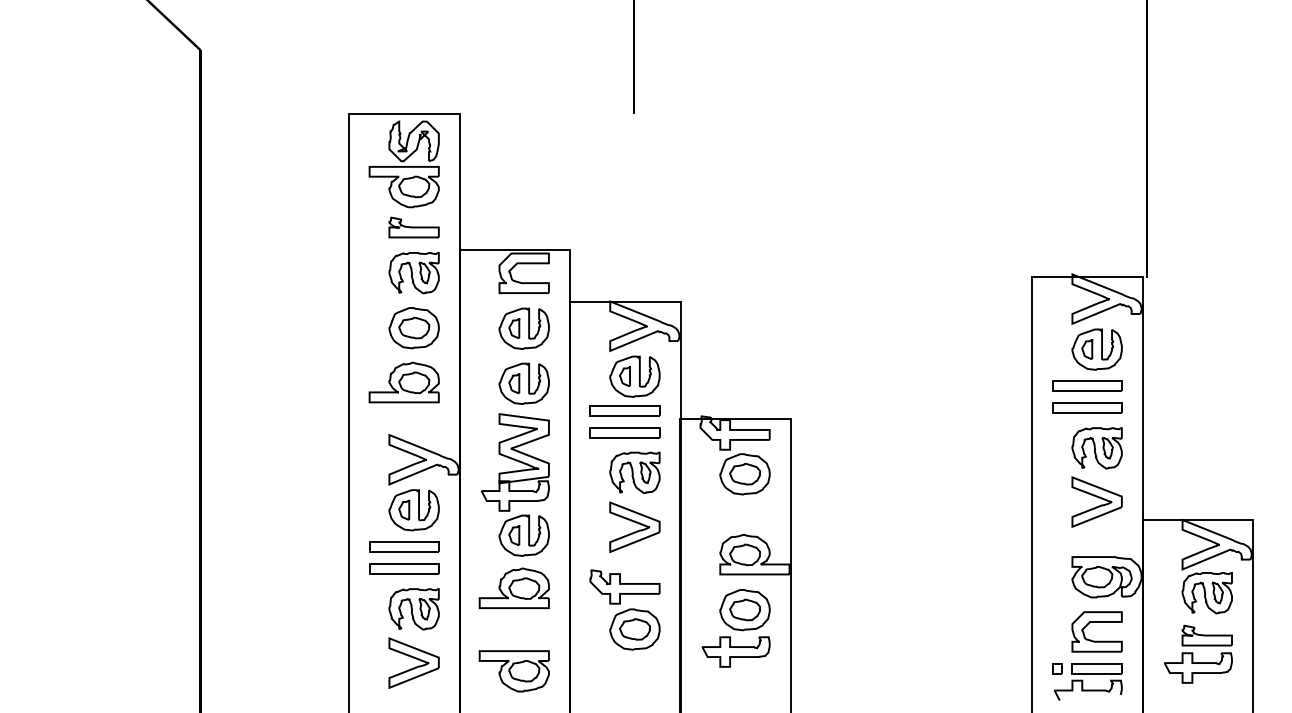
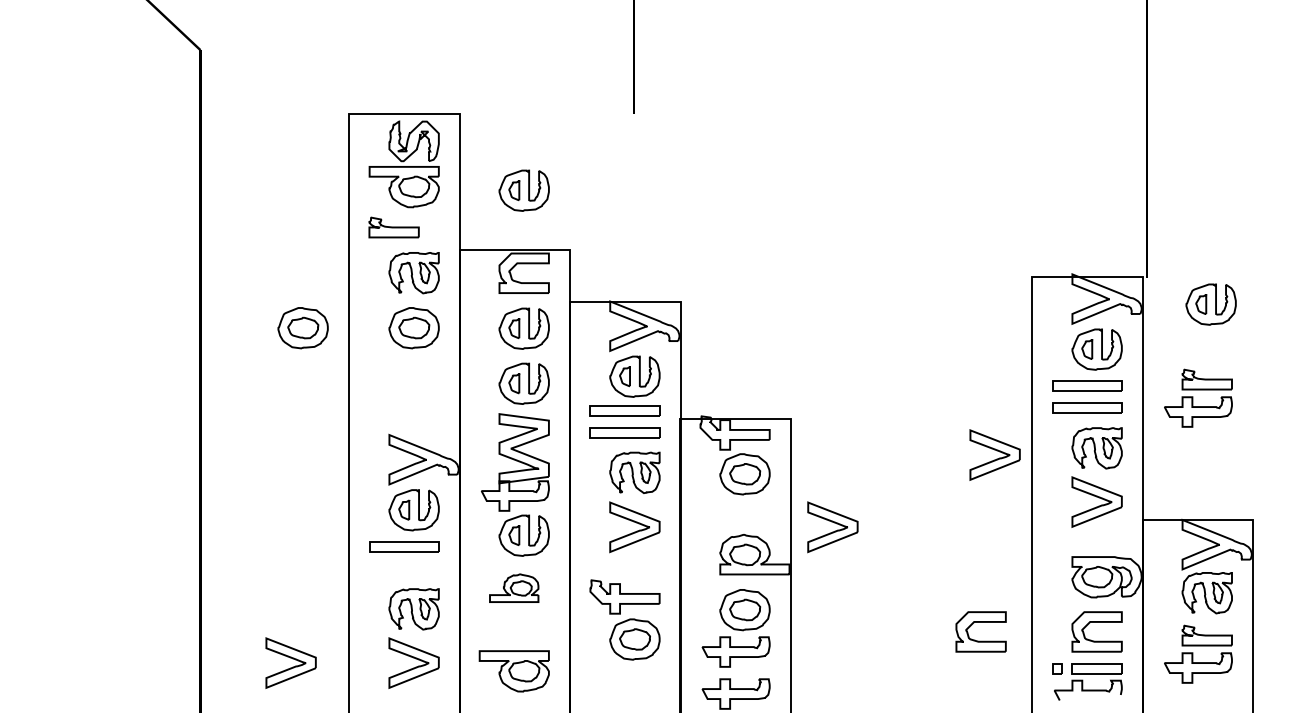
part: none -> present (523, 190)
part position: (413, 227) -> (393, 227) (393, 227)
part: none -> present (1210, 304)
part: none -> present (302, 328)
part: present -> none (403, 382)
part: none -> present (1198, 397)
part: none -> present (994, 454)
part: none -> present (832, 527)
part: present -> none (404, 568)
part size: 72x42 px -> 51x30 px (514, 587)
part position: (624, 609) -> (624, 619) (624, 619)
part: none -> present (980, 622)
part: none -> present (290, 662)
part: none -> present (735, 693)
